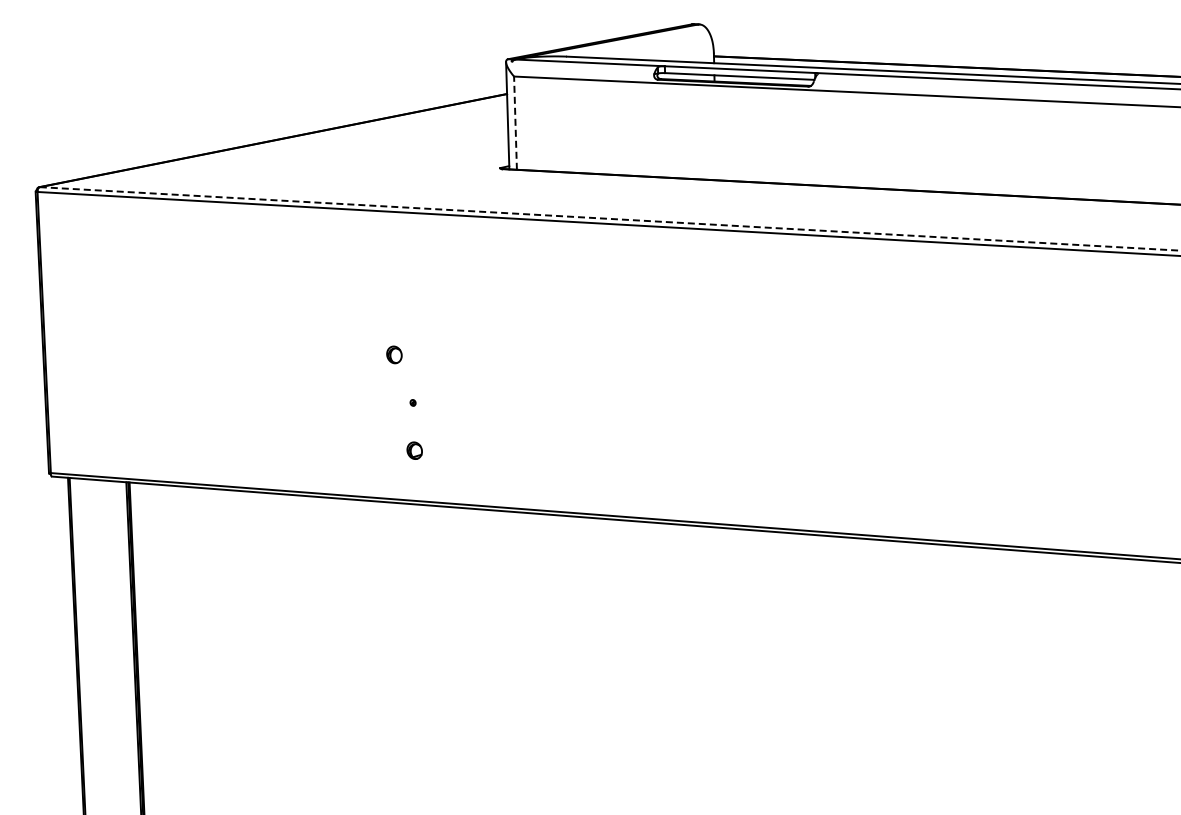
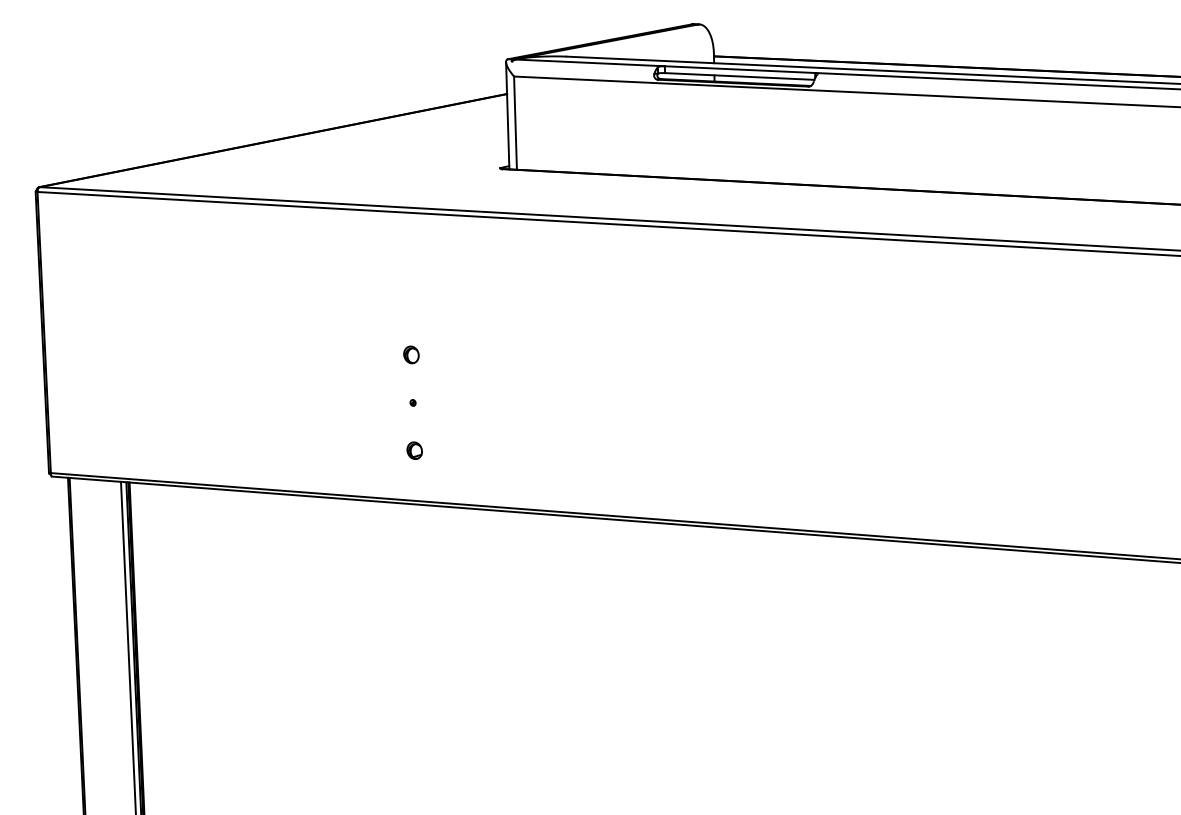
line: dashed -> solid (515, 123)
line: dashed -> solid (610, 218)
part position: (394, 354) -> (411, 354) (411, 354)
line: none -> present (128, 646)
